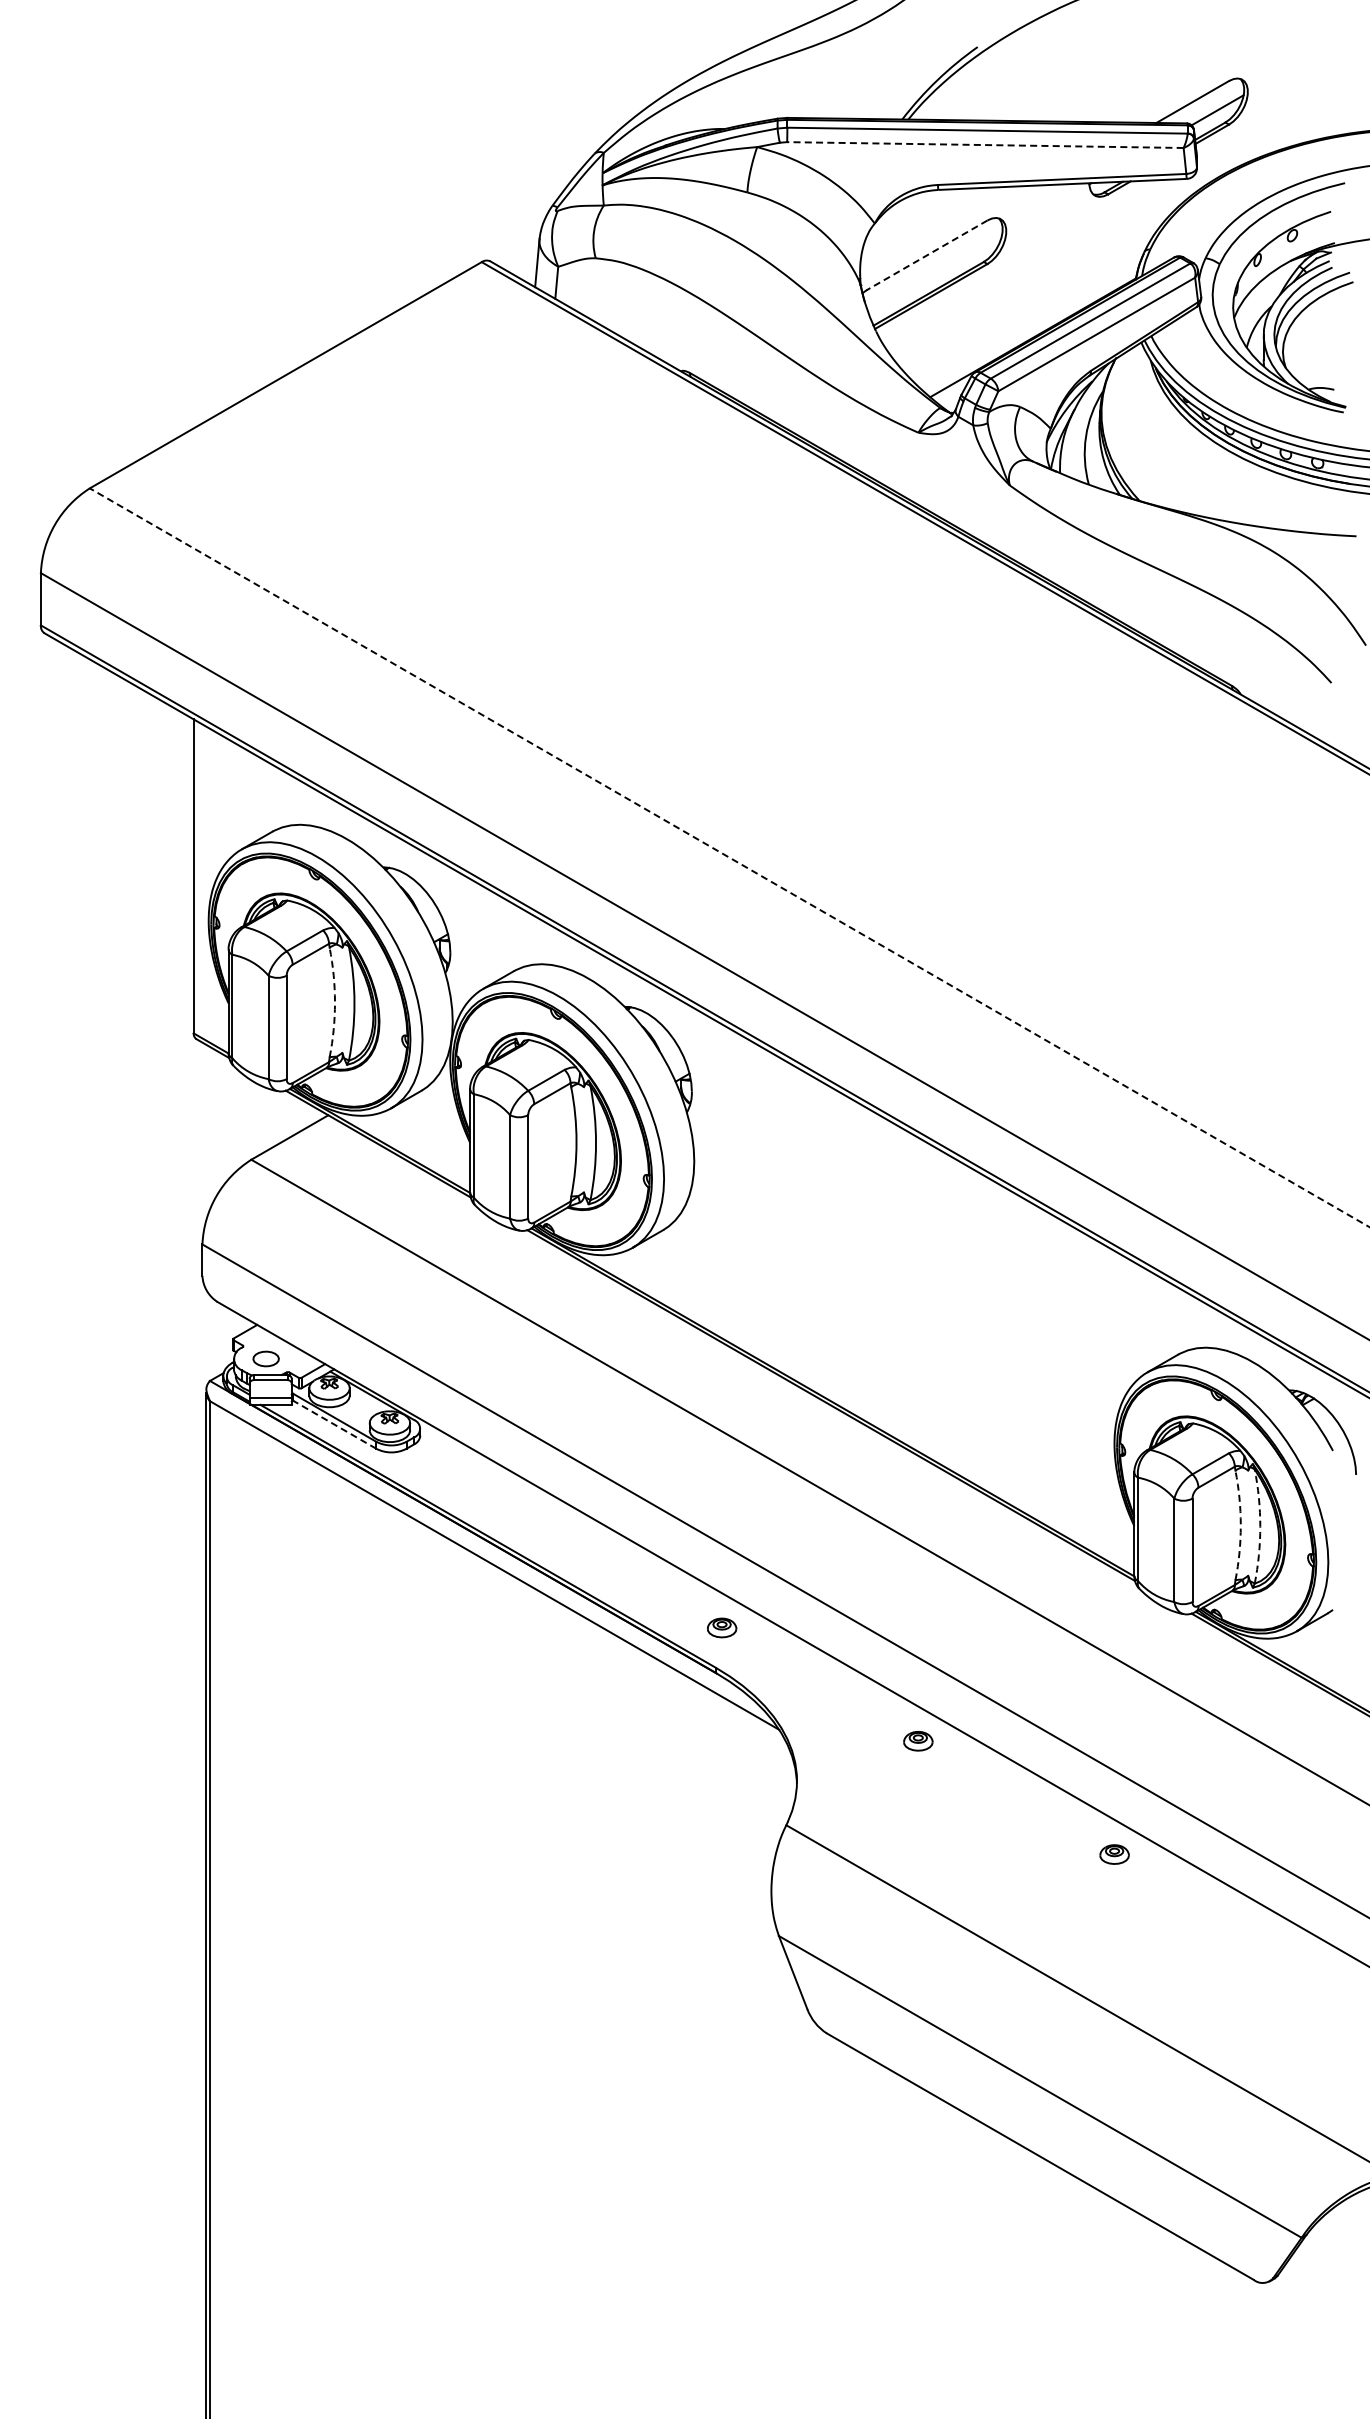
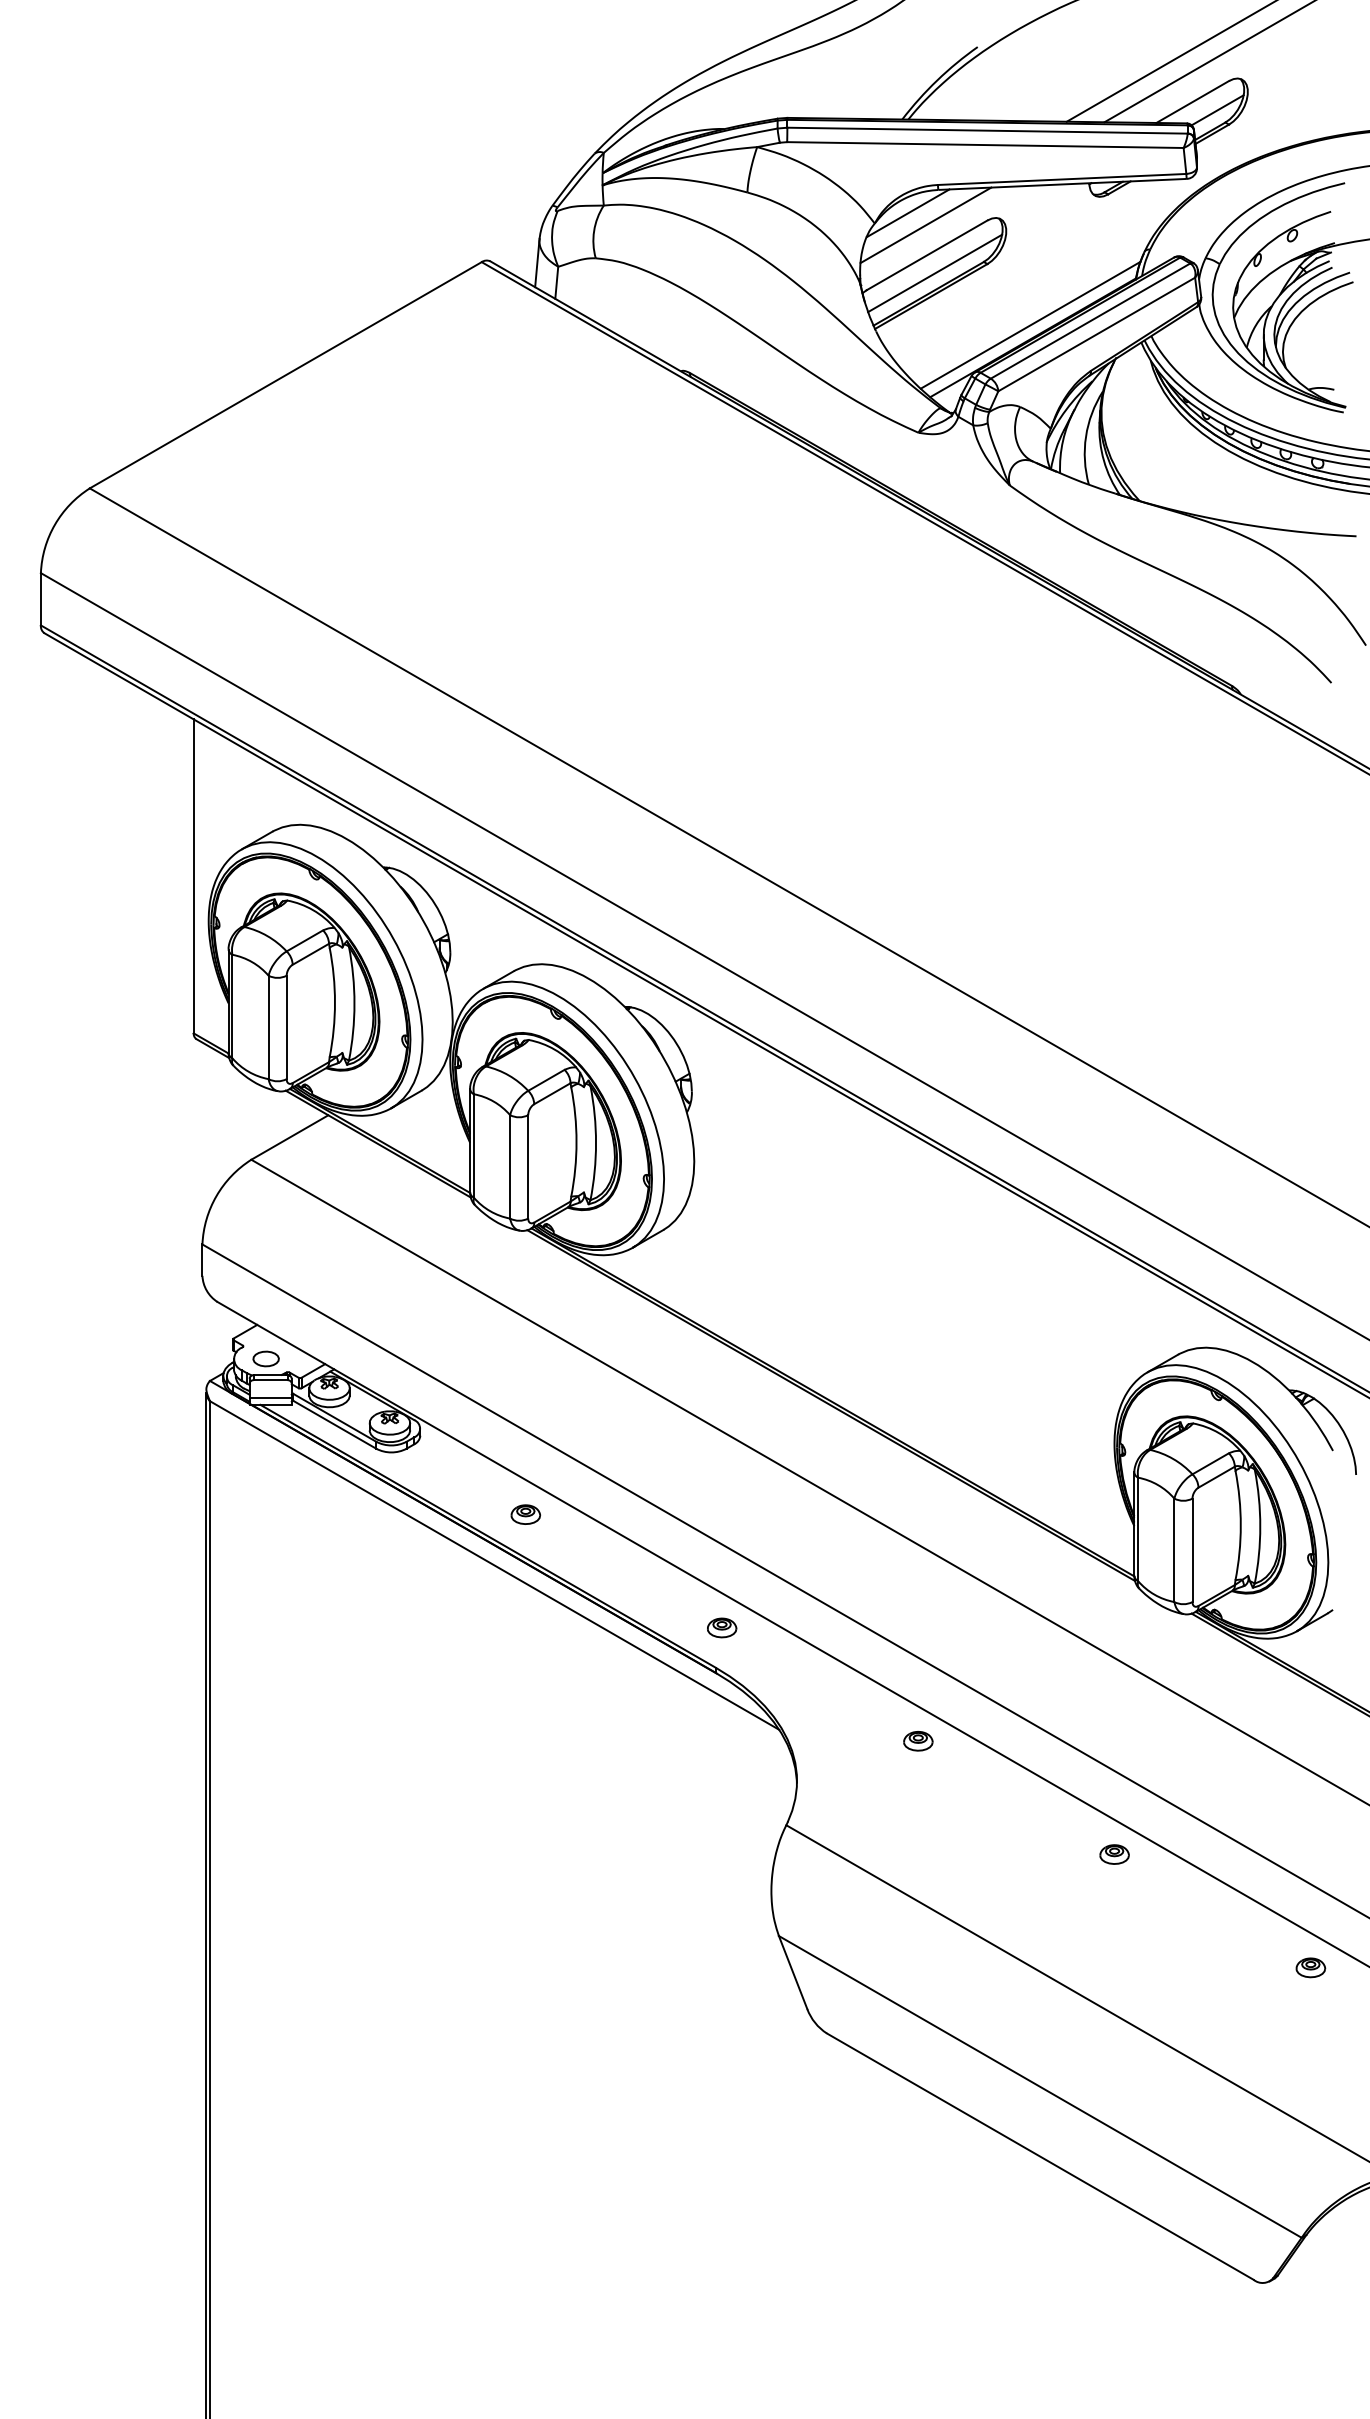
line: none -> present (1169, 61)
line: none -> present (1208, 62)
line: dashed -> solid (984, 145)
line: none -> present (907, 213)
line: none -> present (925, 225)
line: dashed -> solid (927, 255)
line: none -> present (935, 273)
line: none -> present (1030, 324)
line: dashed -> solid (729, 857)
arc: dashed -> solid (334, 1002)
line: dashed -> solid (334, 1424)
part: none -> present (525, 1514)
arc: dashed -> solid (1240, 1525)
arc: dashed -> solid (1260, 1526)
part: none -> present (1310, 1967)
